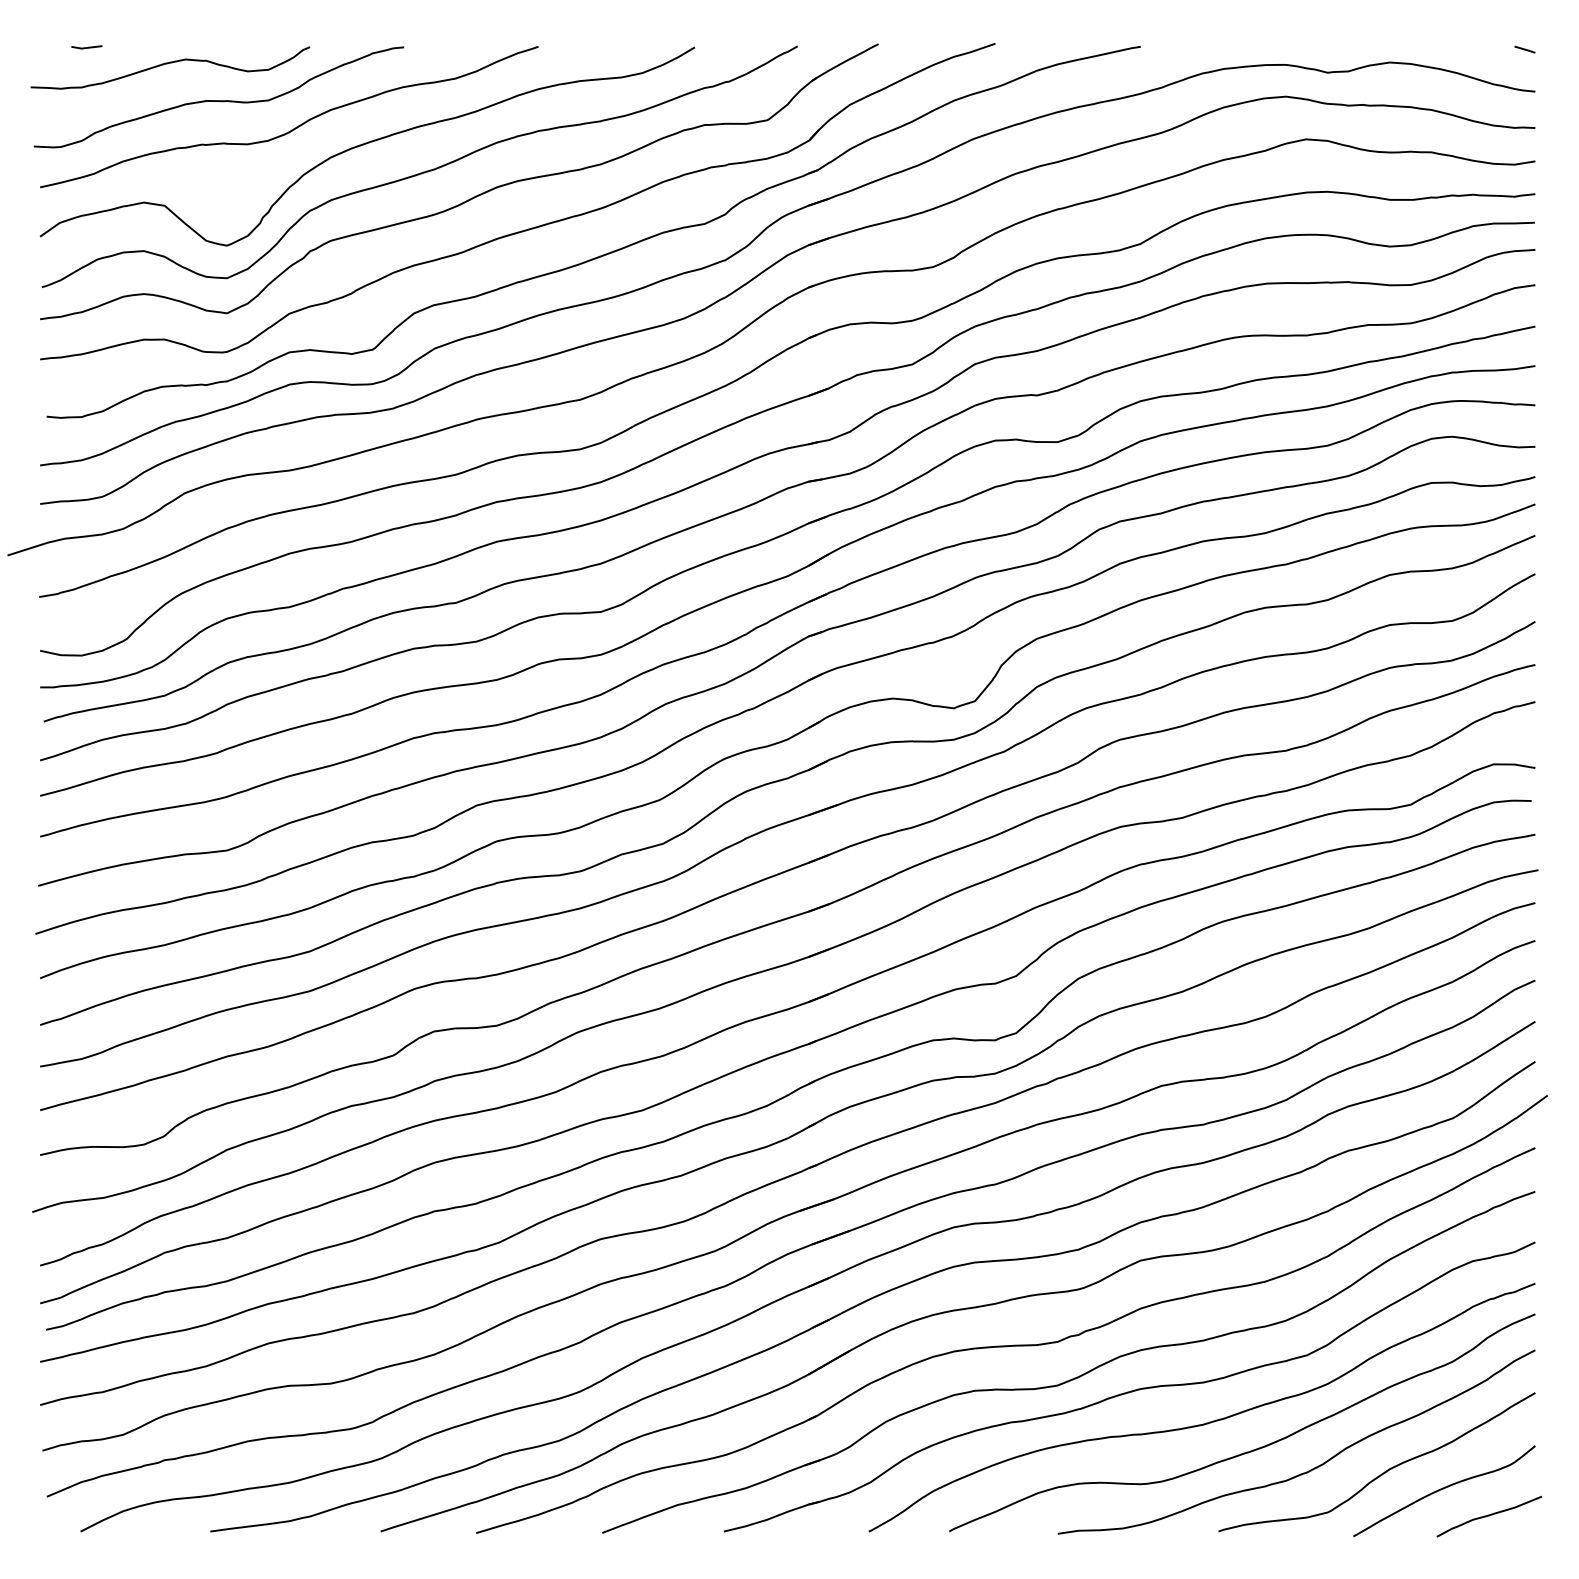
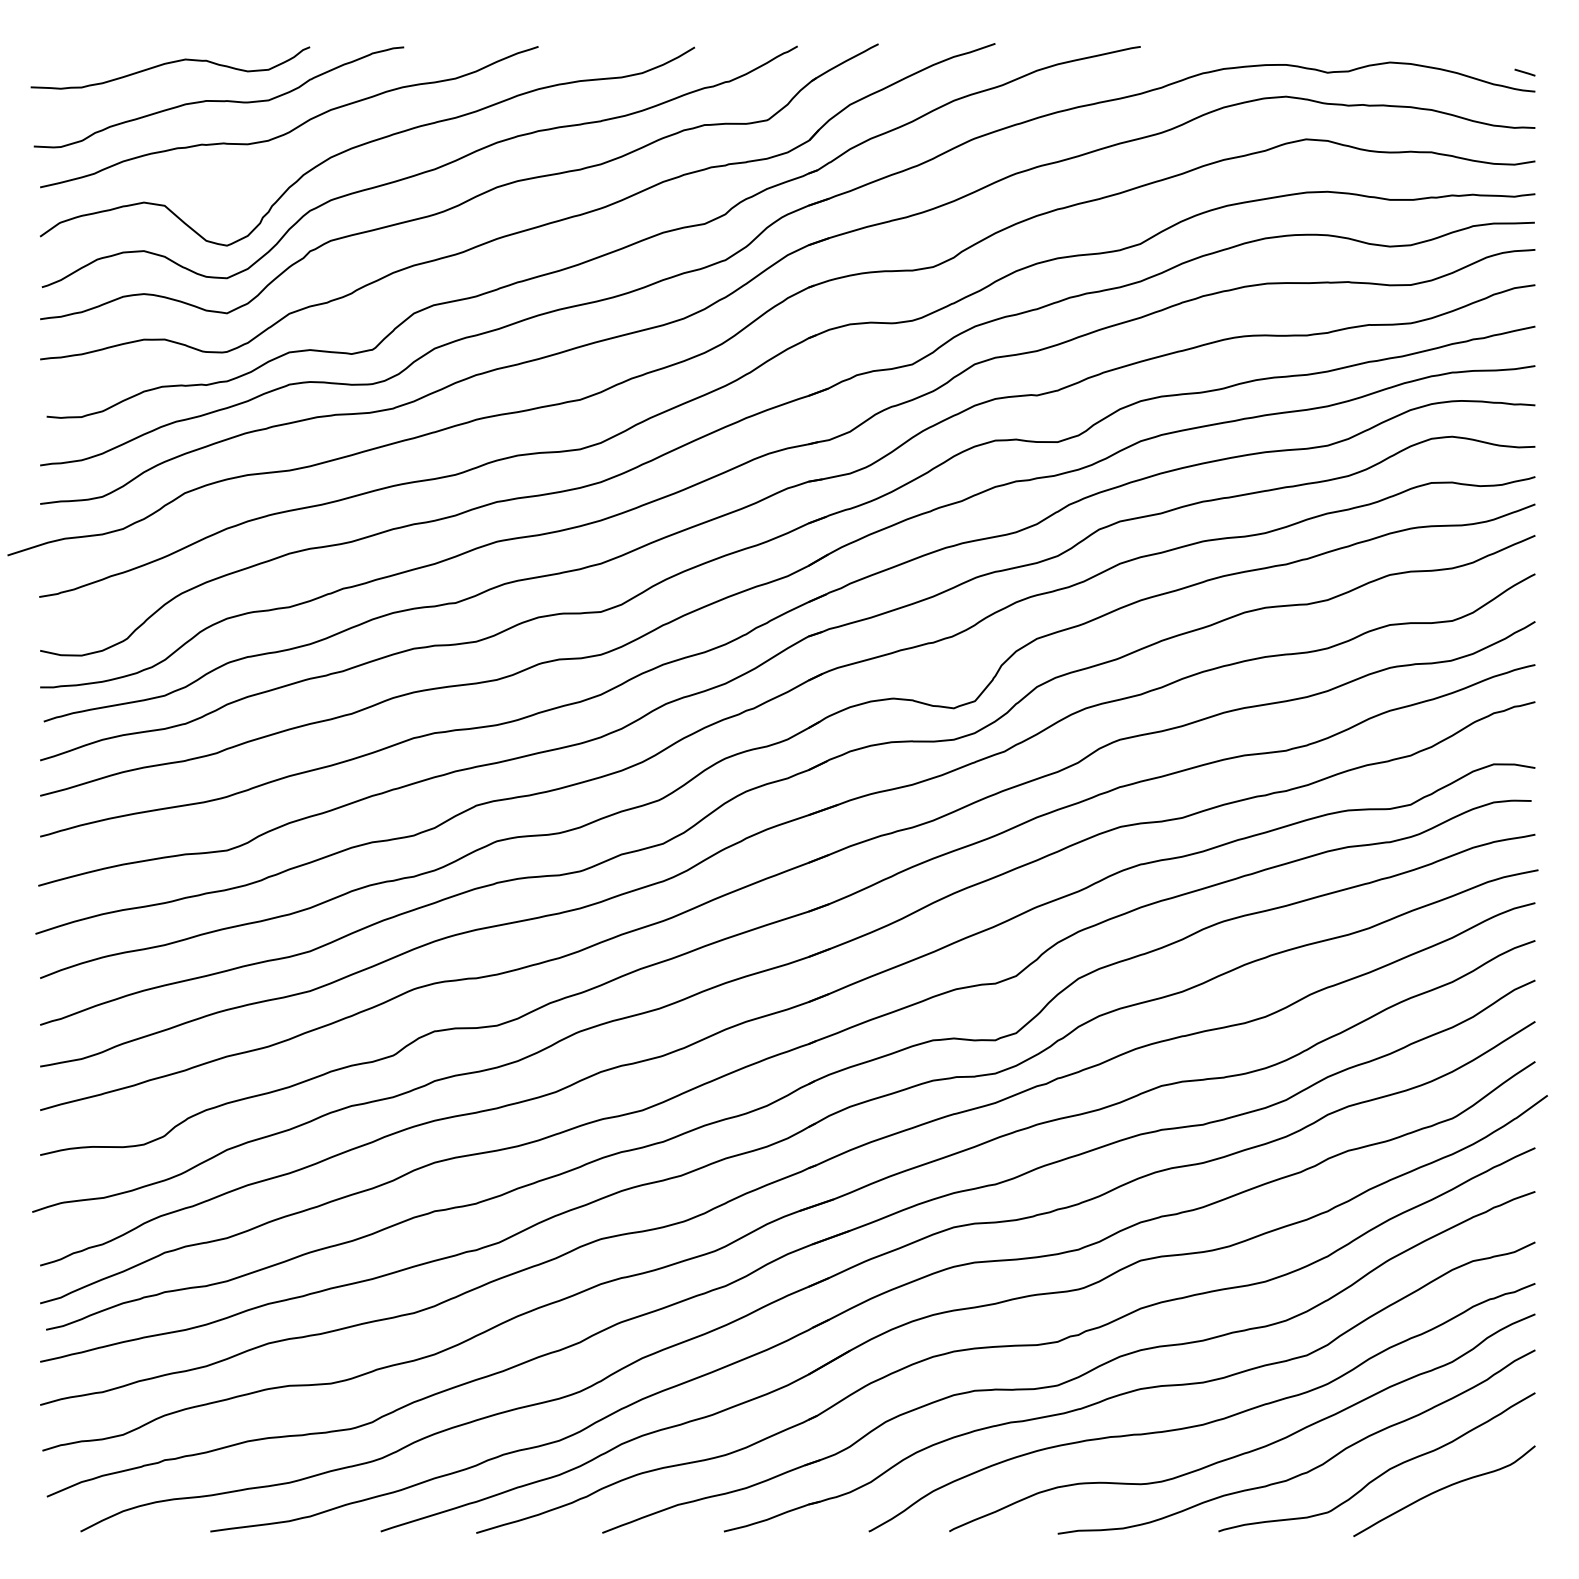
line: present -> none (86, 47)
line position: (1524, 49) -> (1524, 72) (1524, 72)
curve: present -> none (1488, 1516)
